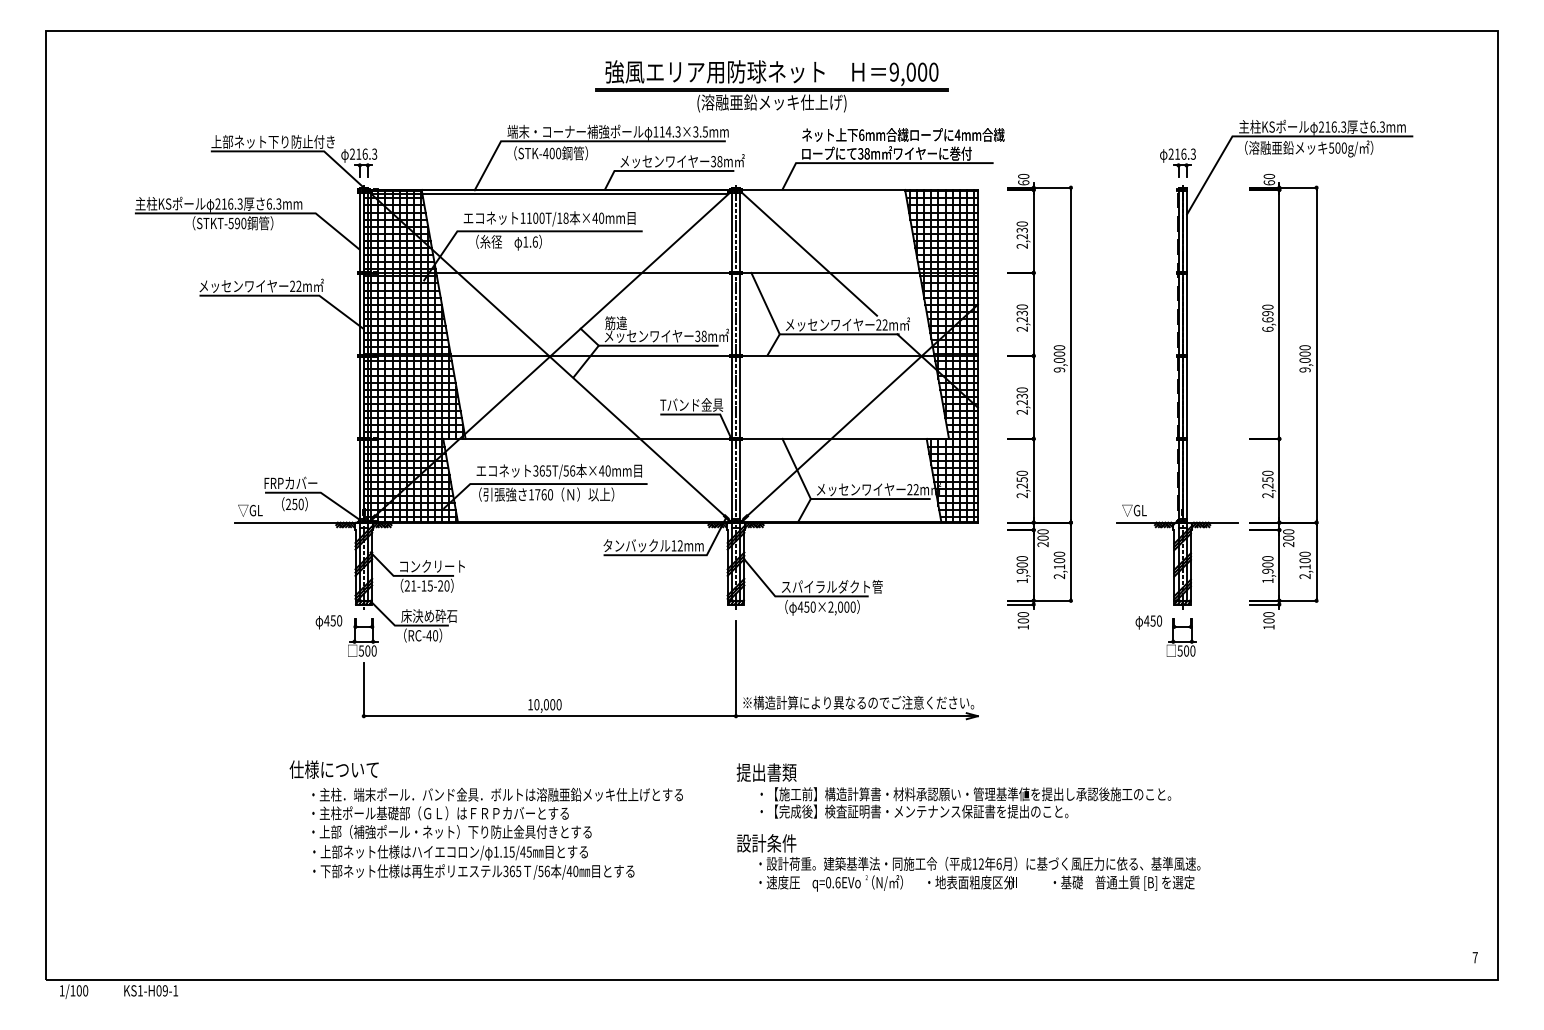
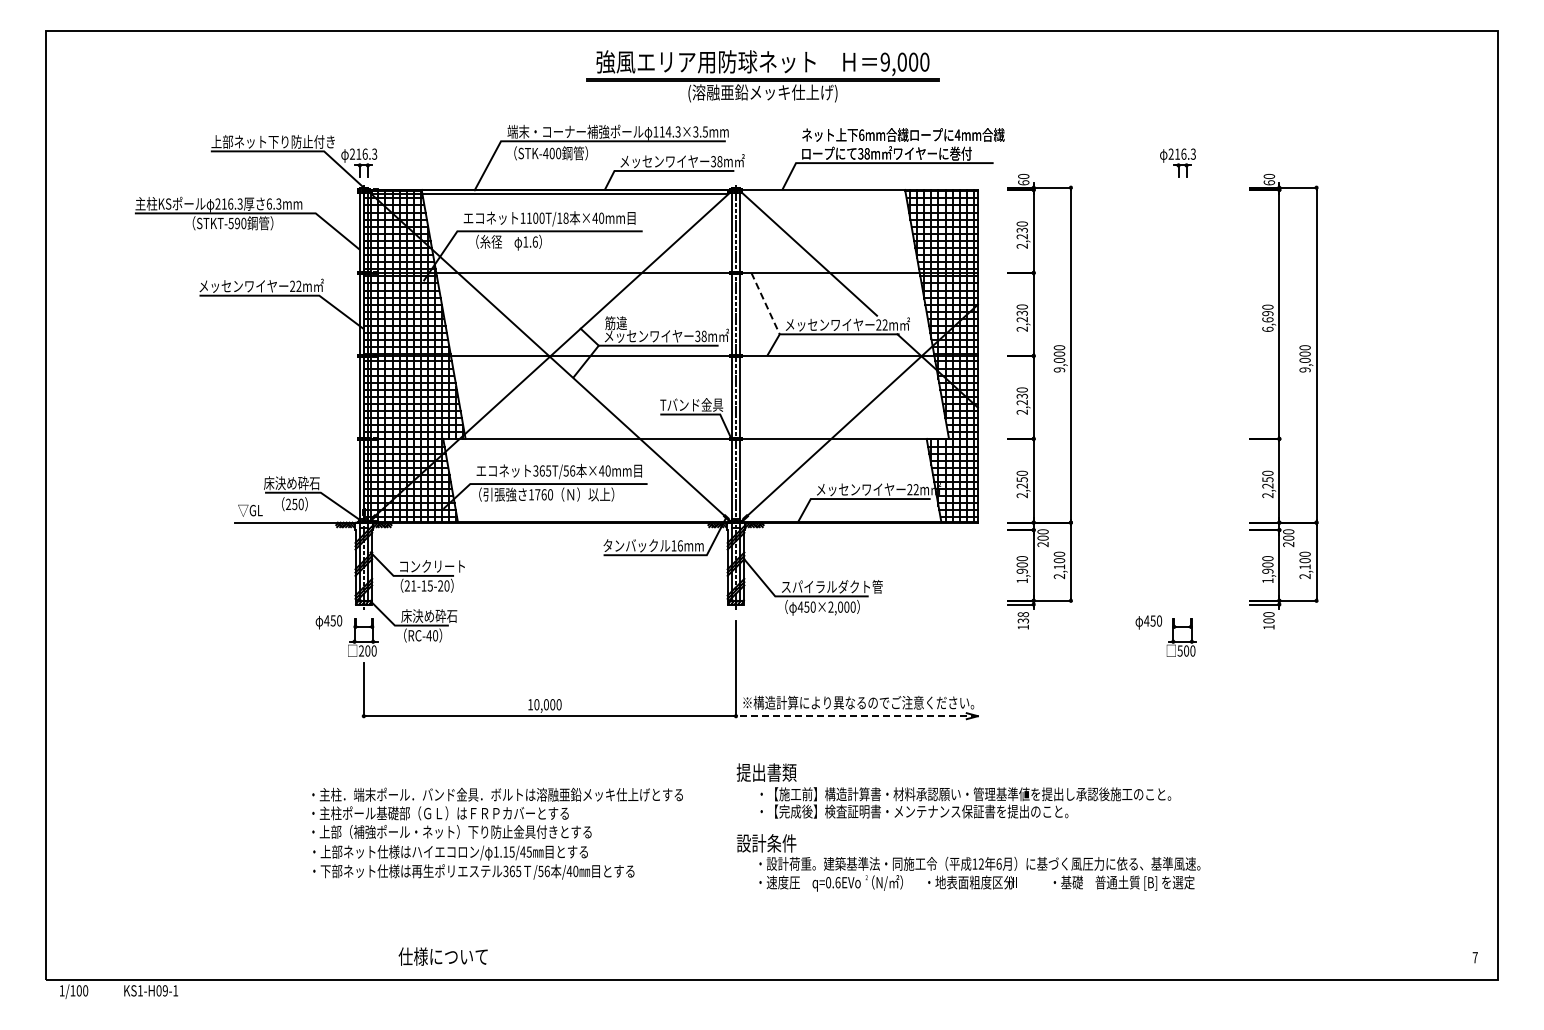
part position: (771, 86) -> (762, 76) (762, 76)
line: solid -> dashed (765, 303)
part: present -> none (1187, 364)
line: present -> none (796, 468)
text: FRPカバー -> 床決め砕石 (291, 483)
text: 12mm -> 16mm (679, 545)
text: 100 -> 138 (1023, 617)
text: 500 -> 200 (360, 650)
line: solid -> dashed (856, 716)
text position: (333, 769) -> (442, 956) (442, 956)
